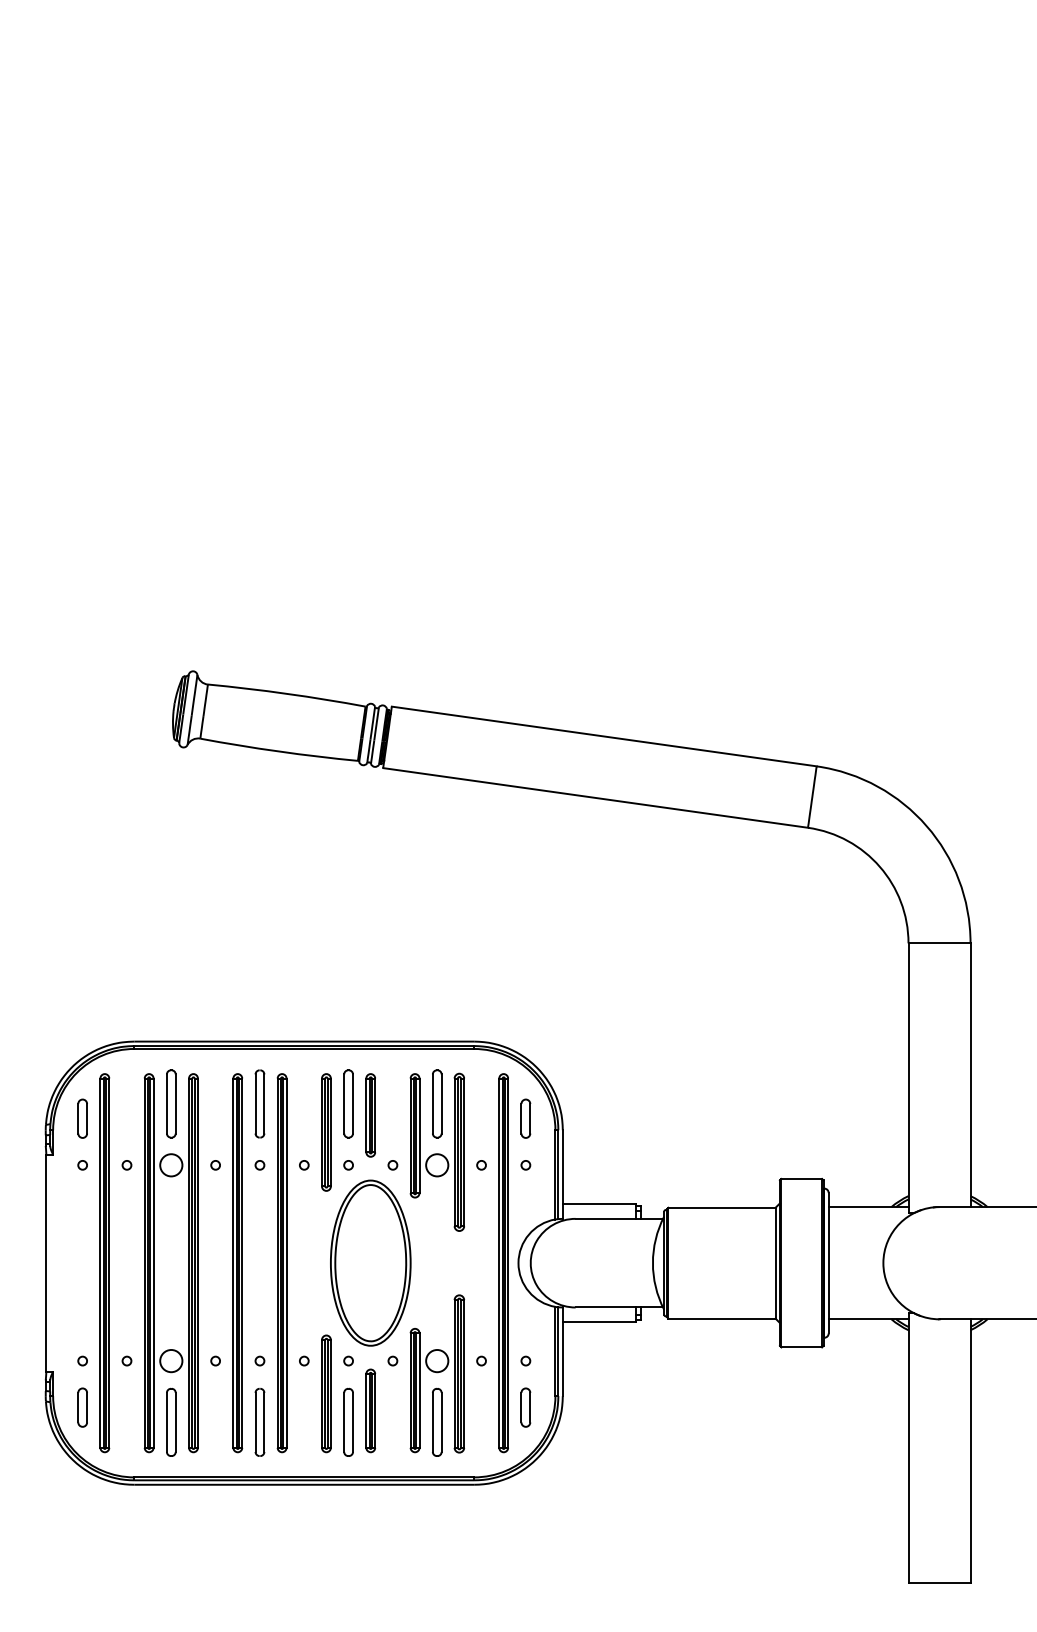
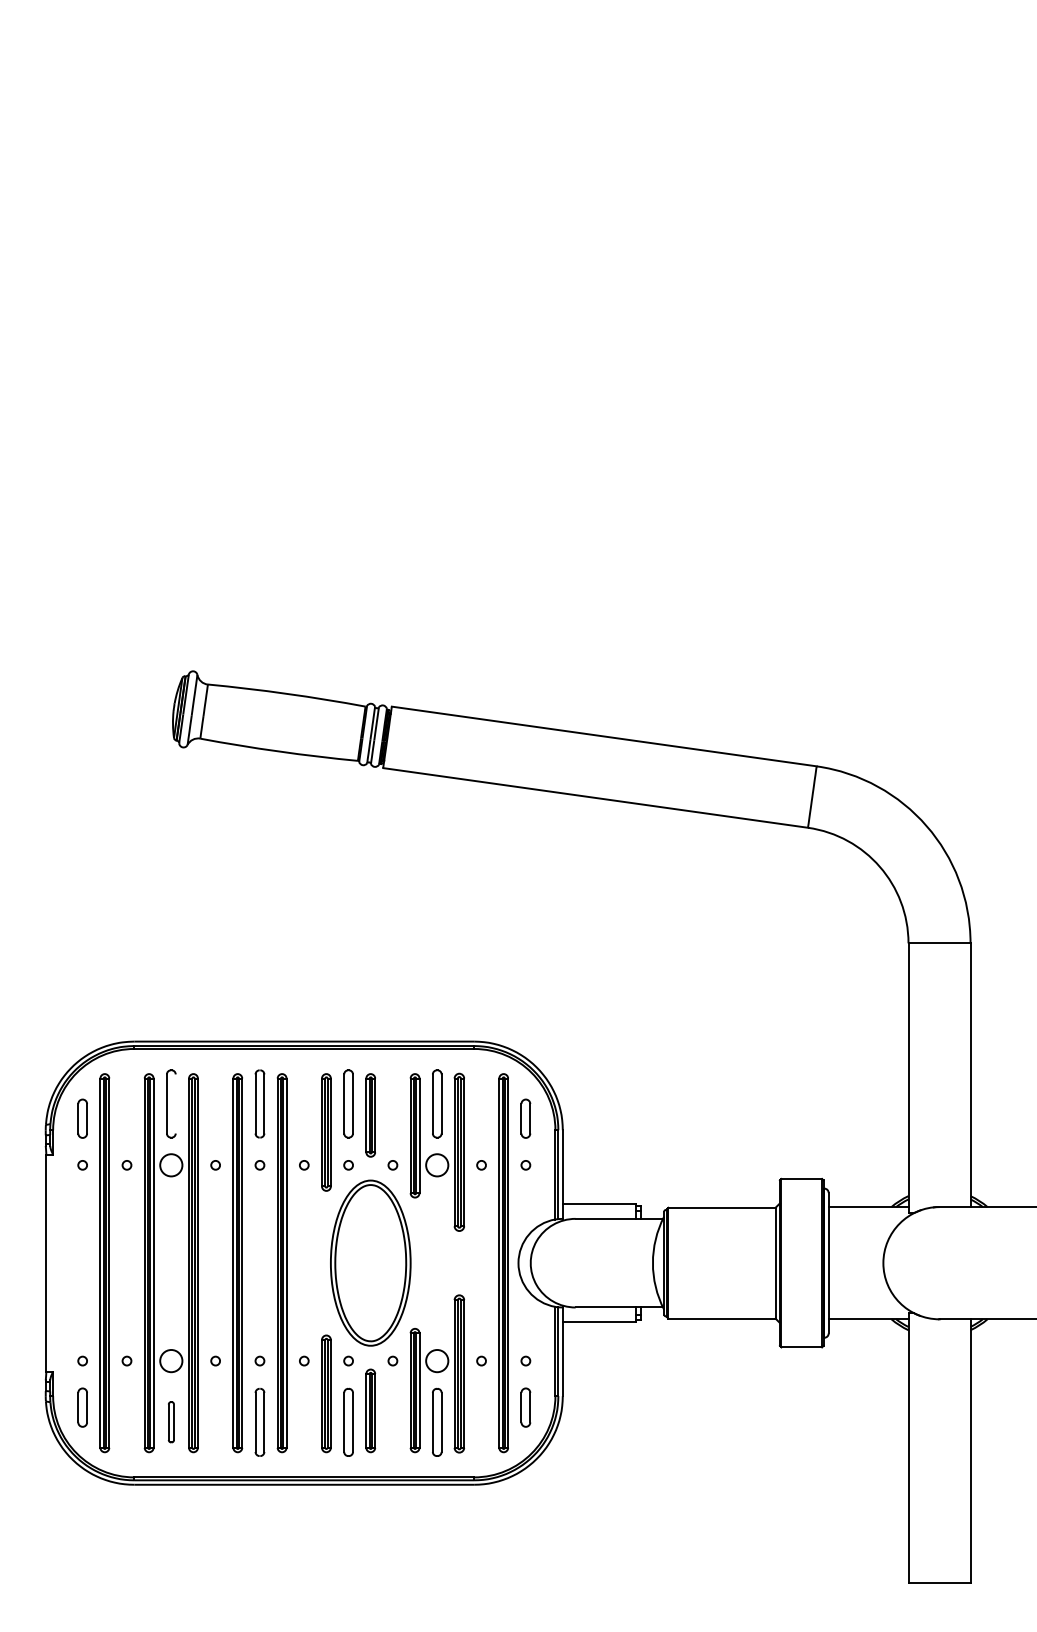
line: present -> none (175, 1103)
part size: 11x70 px -> 8x43 px (170, 1422)
